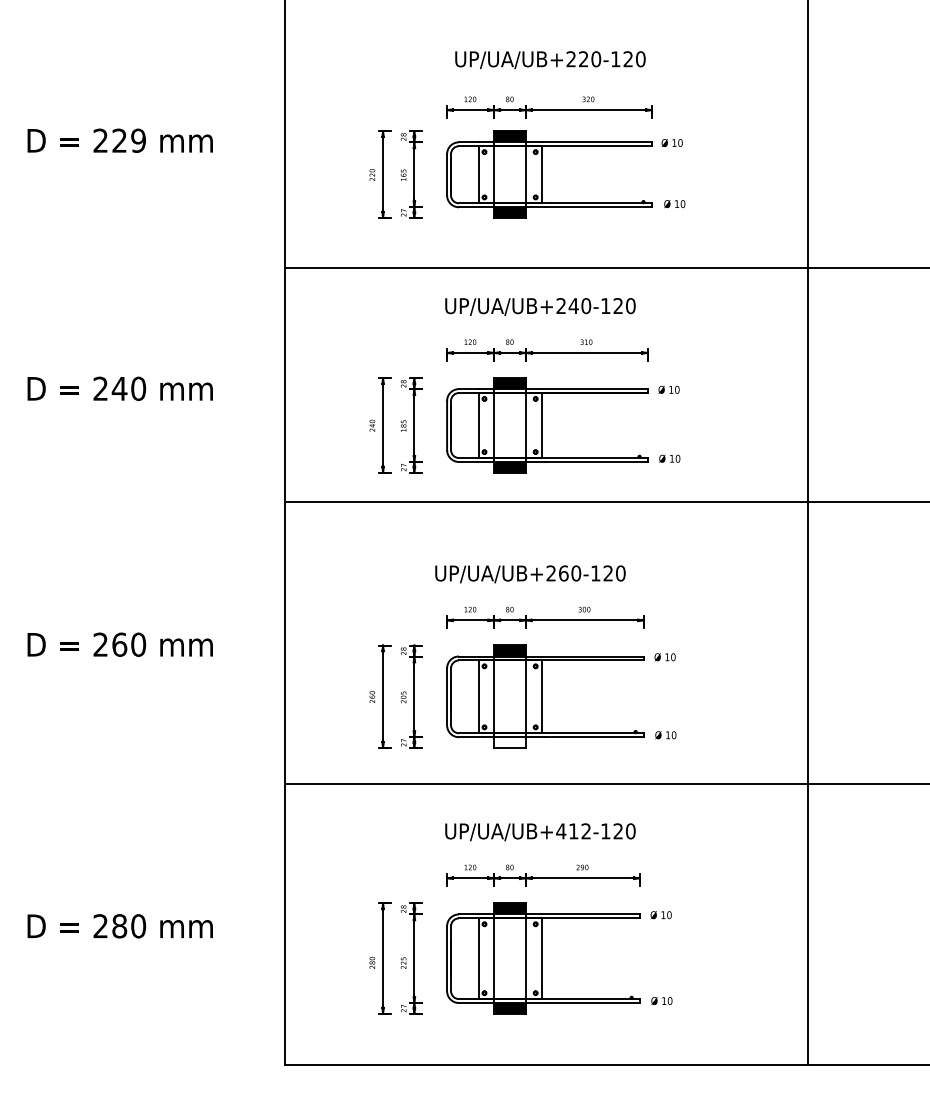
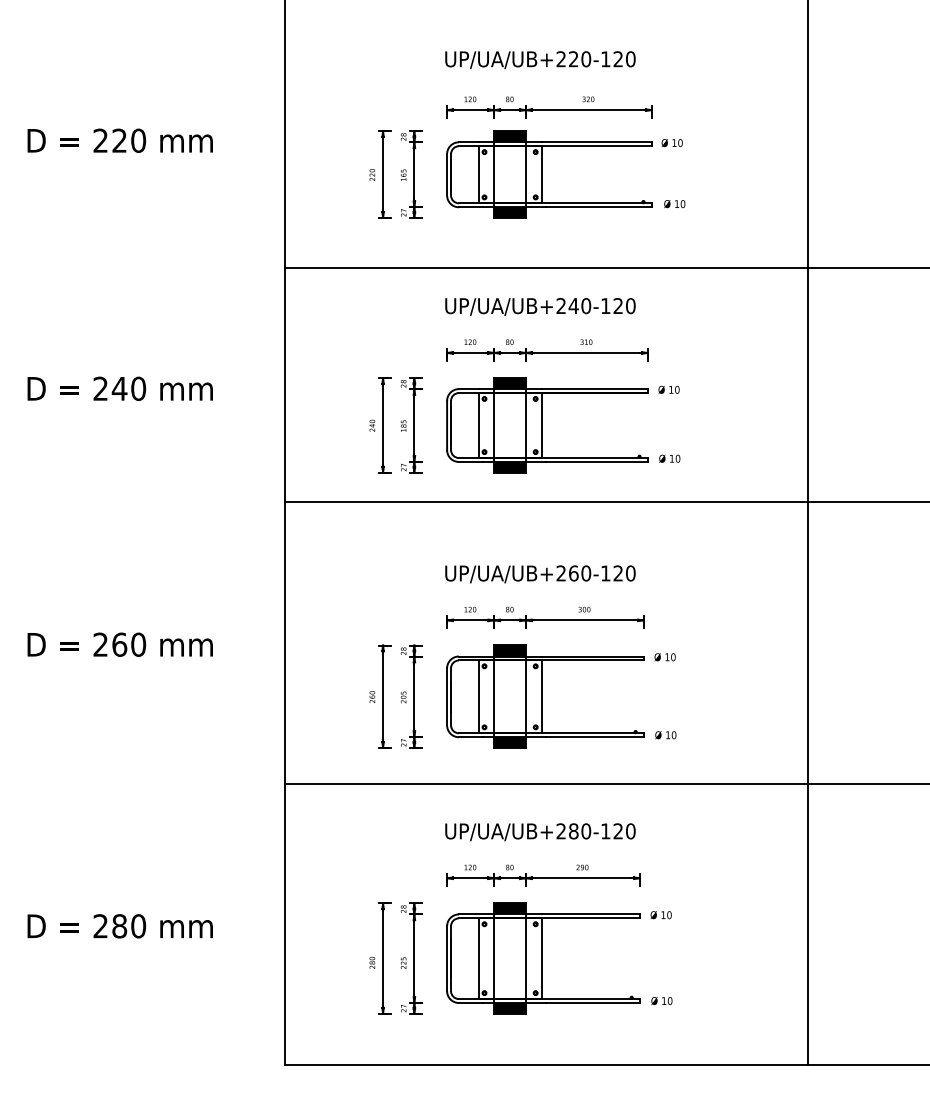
text position: (550, 60) -> (540, 60) (540, 60)
text: 229 -> 220 (138, 140)
text position: (530, 574) -> (540, 574) (540, 574)
fill: none -> present (509, 742)
text: UP/UA/UB+412-120 -> UP/UA/UB+280-120 (573, 831)
